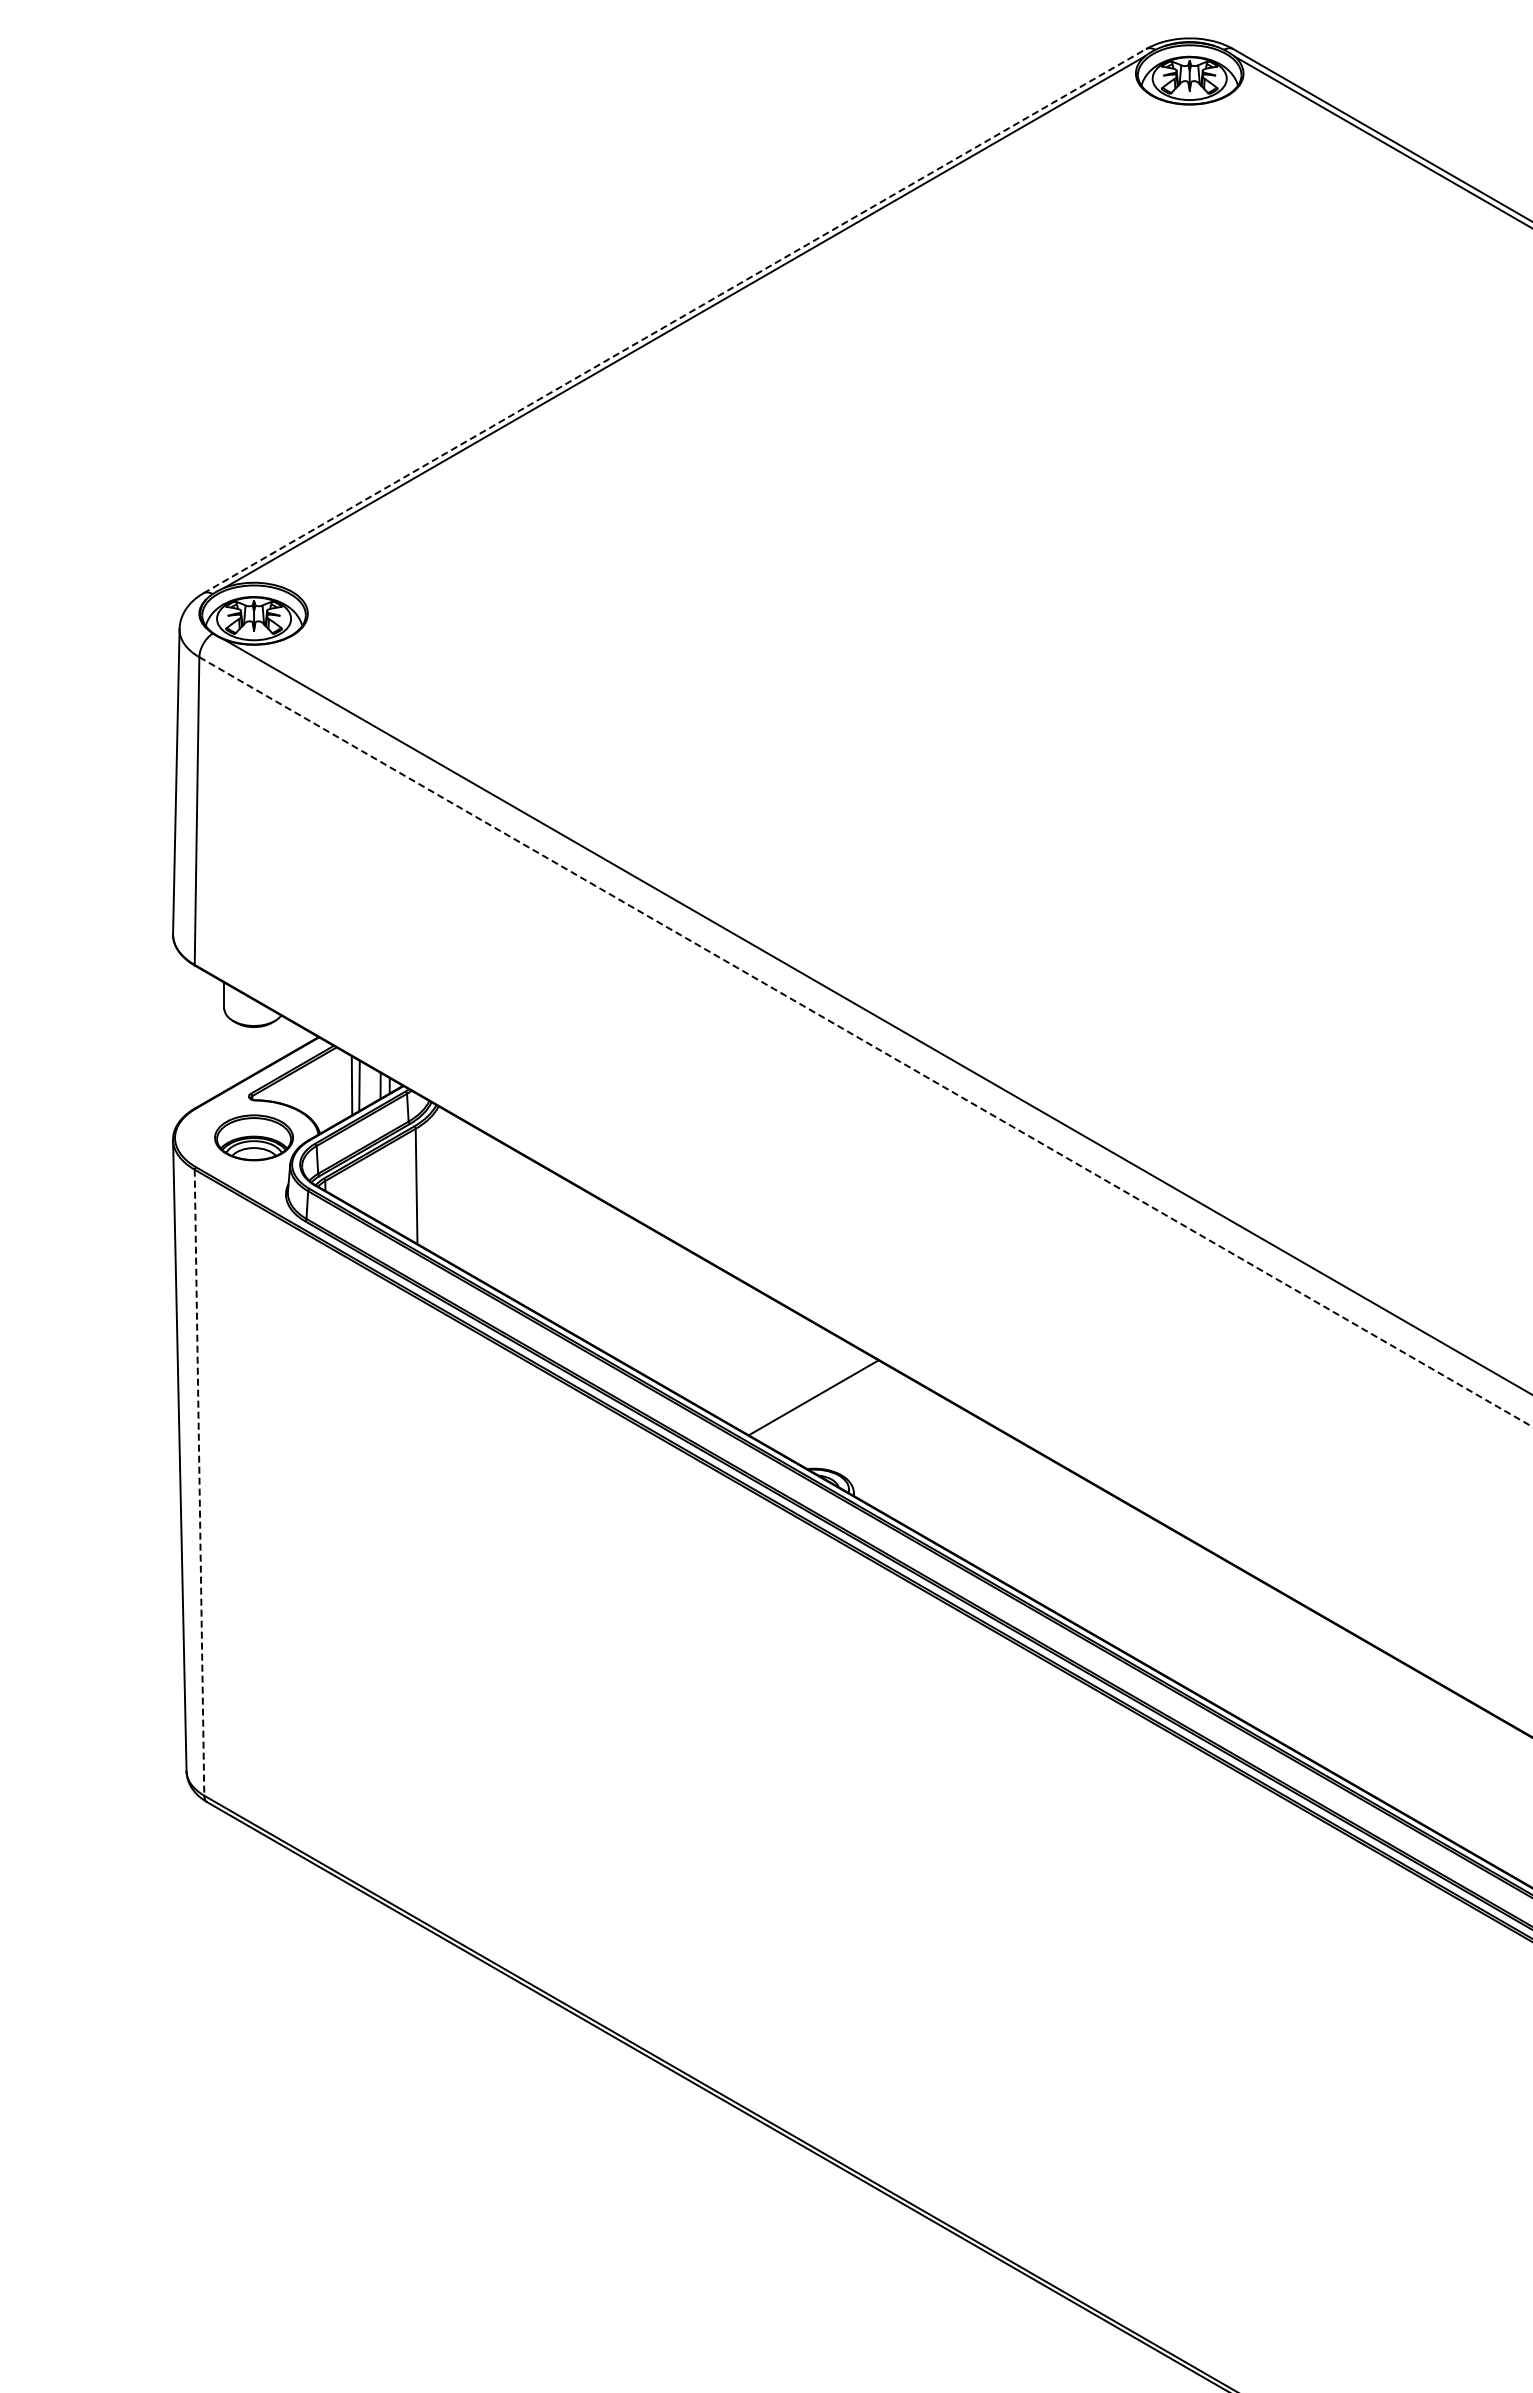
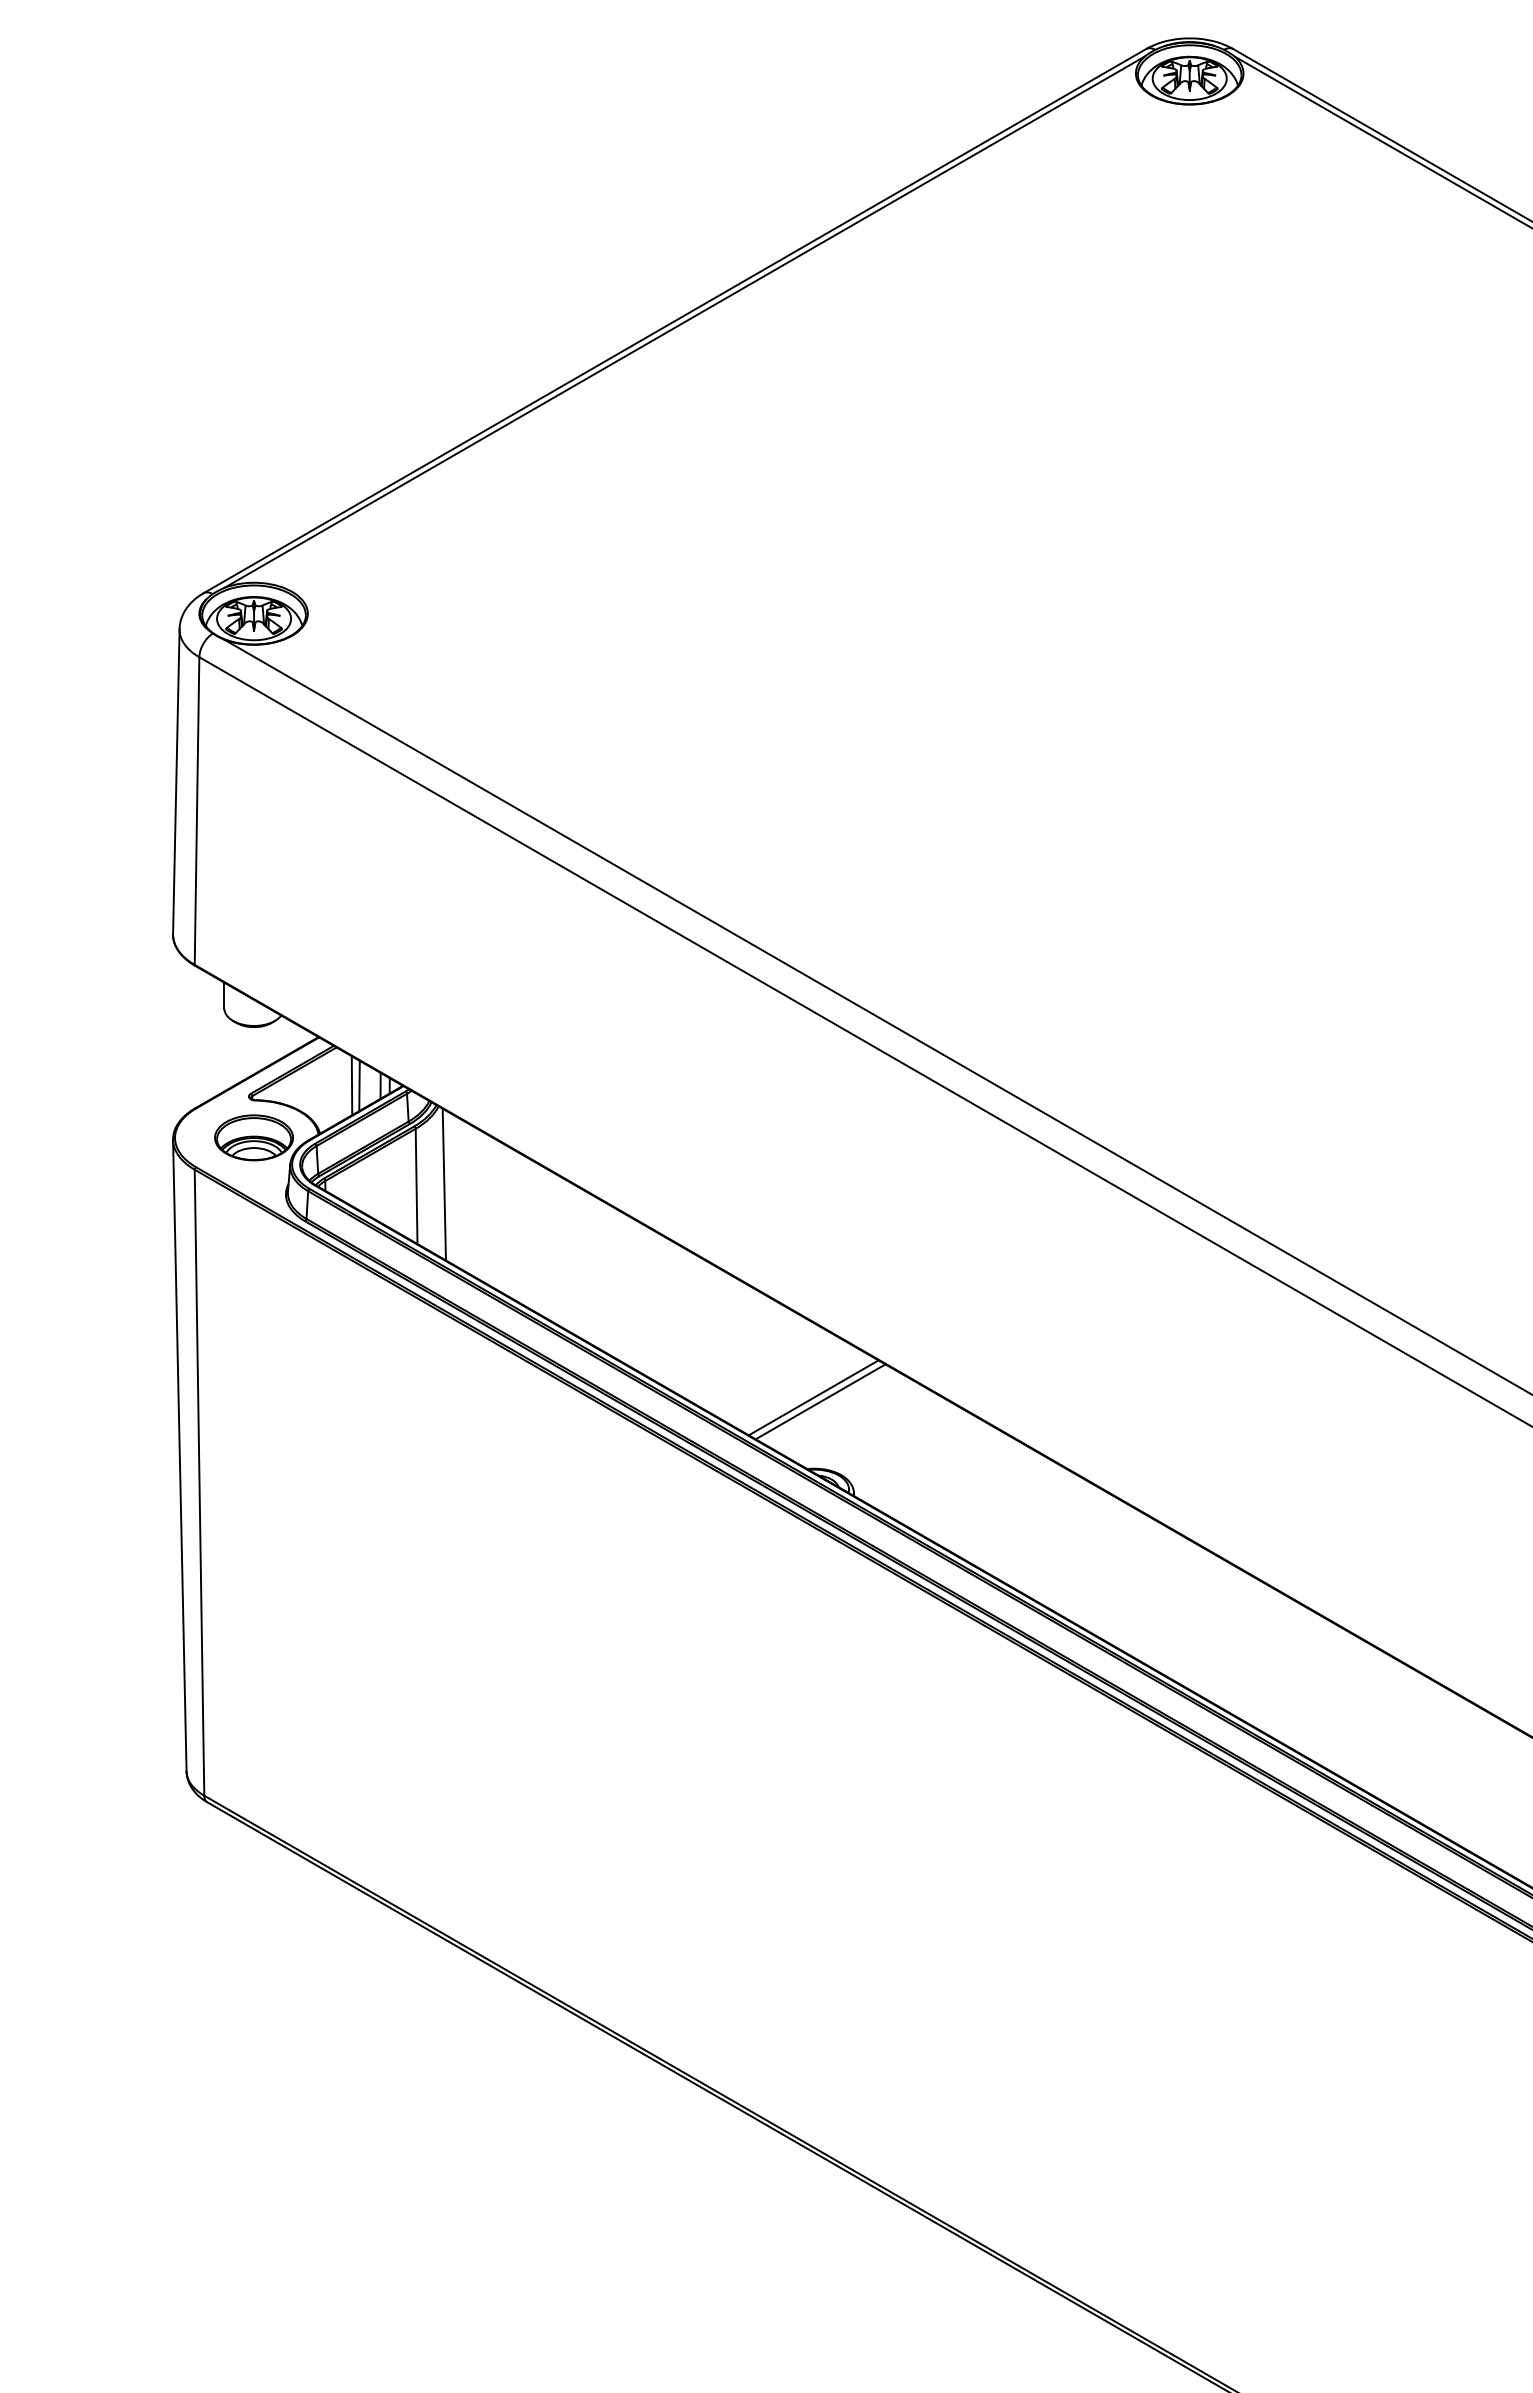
line: dashed -> solid (675, 320)
line: dashed -> solid (866, 1042)
line: none -> present (443, 1184)
line: none -> present (820, 1401)
line: dashed -> solid (199, 1483)
